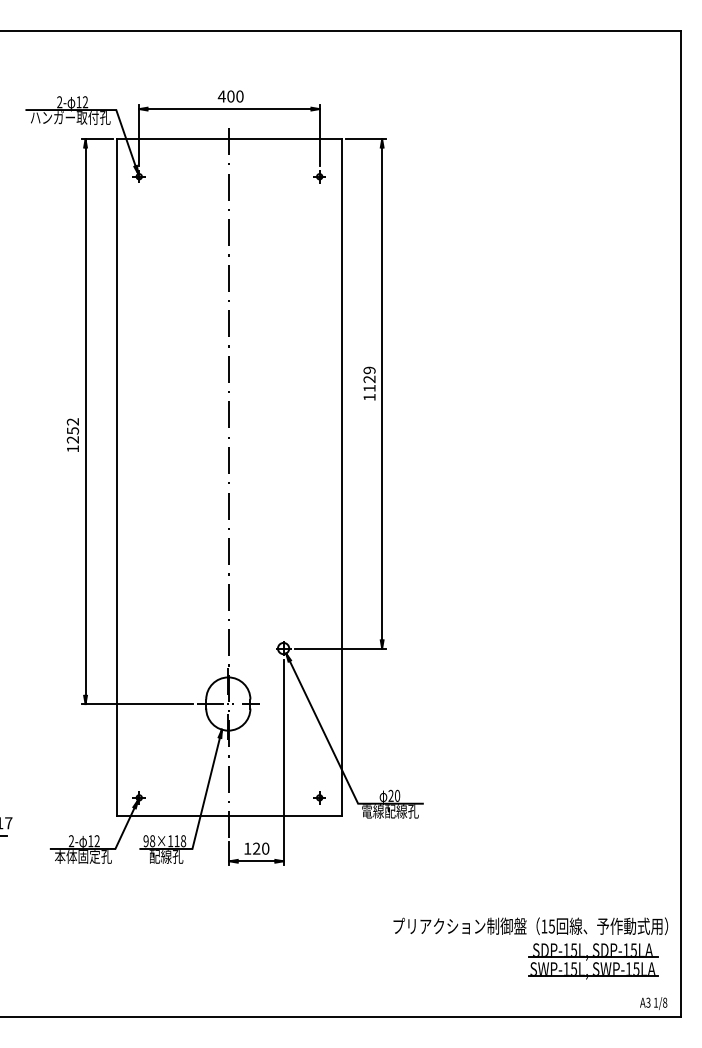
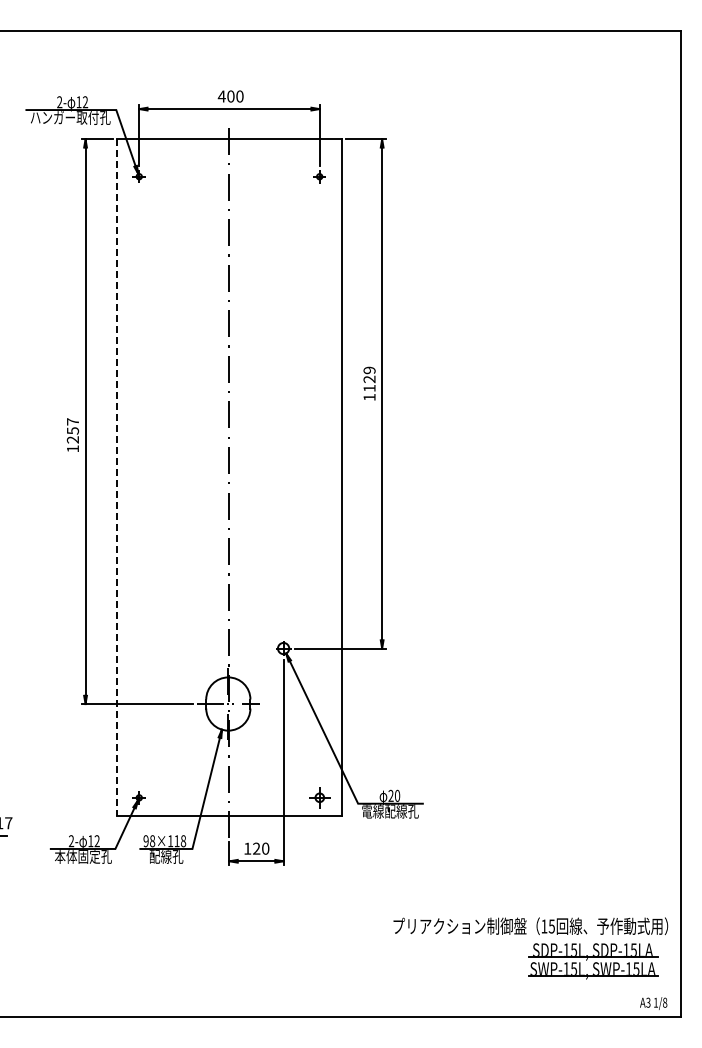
text: 1252 -> 1257 (72, 421)
line: solid -> dashed (116, 478)
part size: 13x14 px -> 22x22 px (319, 797)
